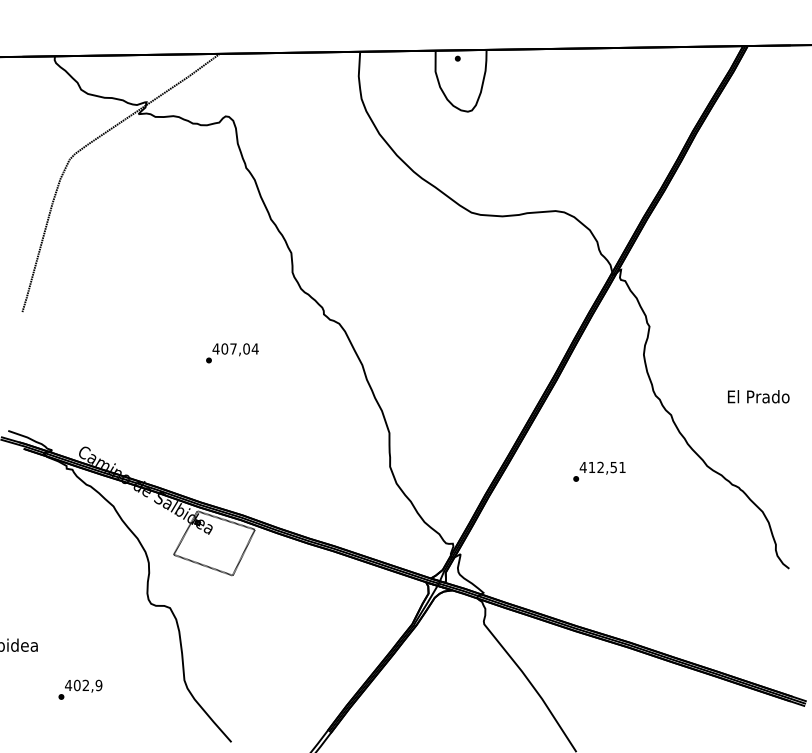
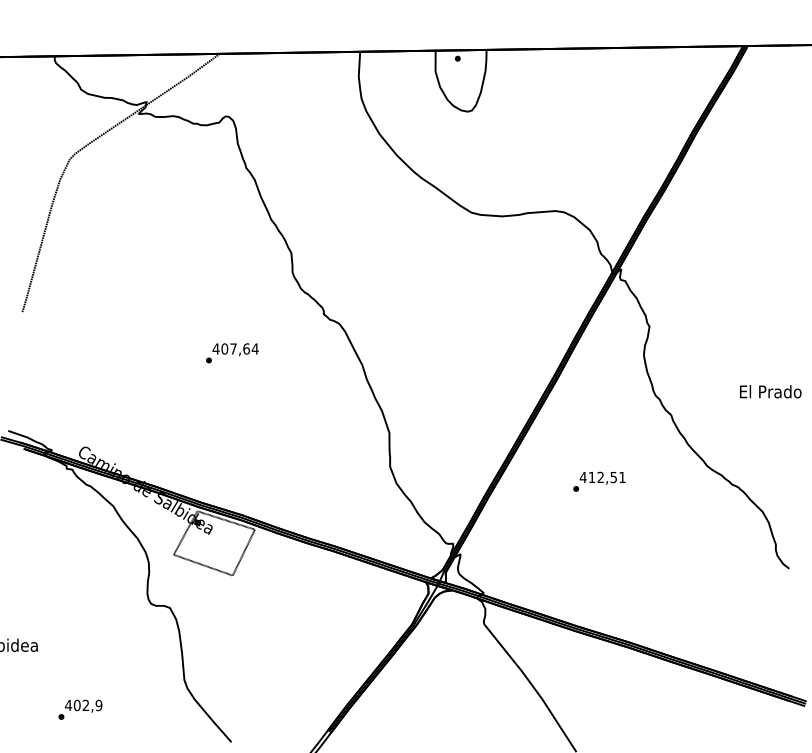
text: 407,04 -> 407,64 (246, 348)
text position: (758, 396) -> (770, 391) (770, 391)
text position: (599, 471) -> (599, 481) (599, 481)
text position: (80, 689) -> (80, 709) (80, 709)
